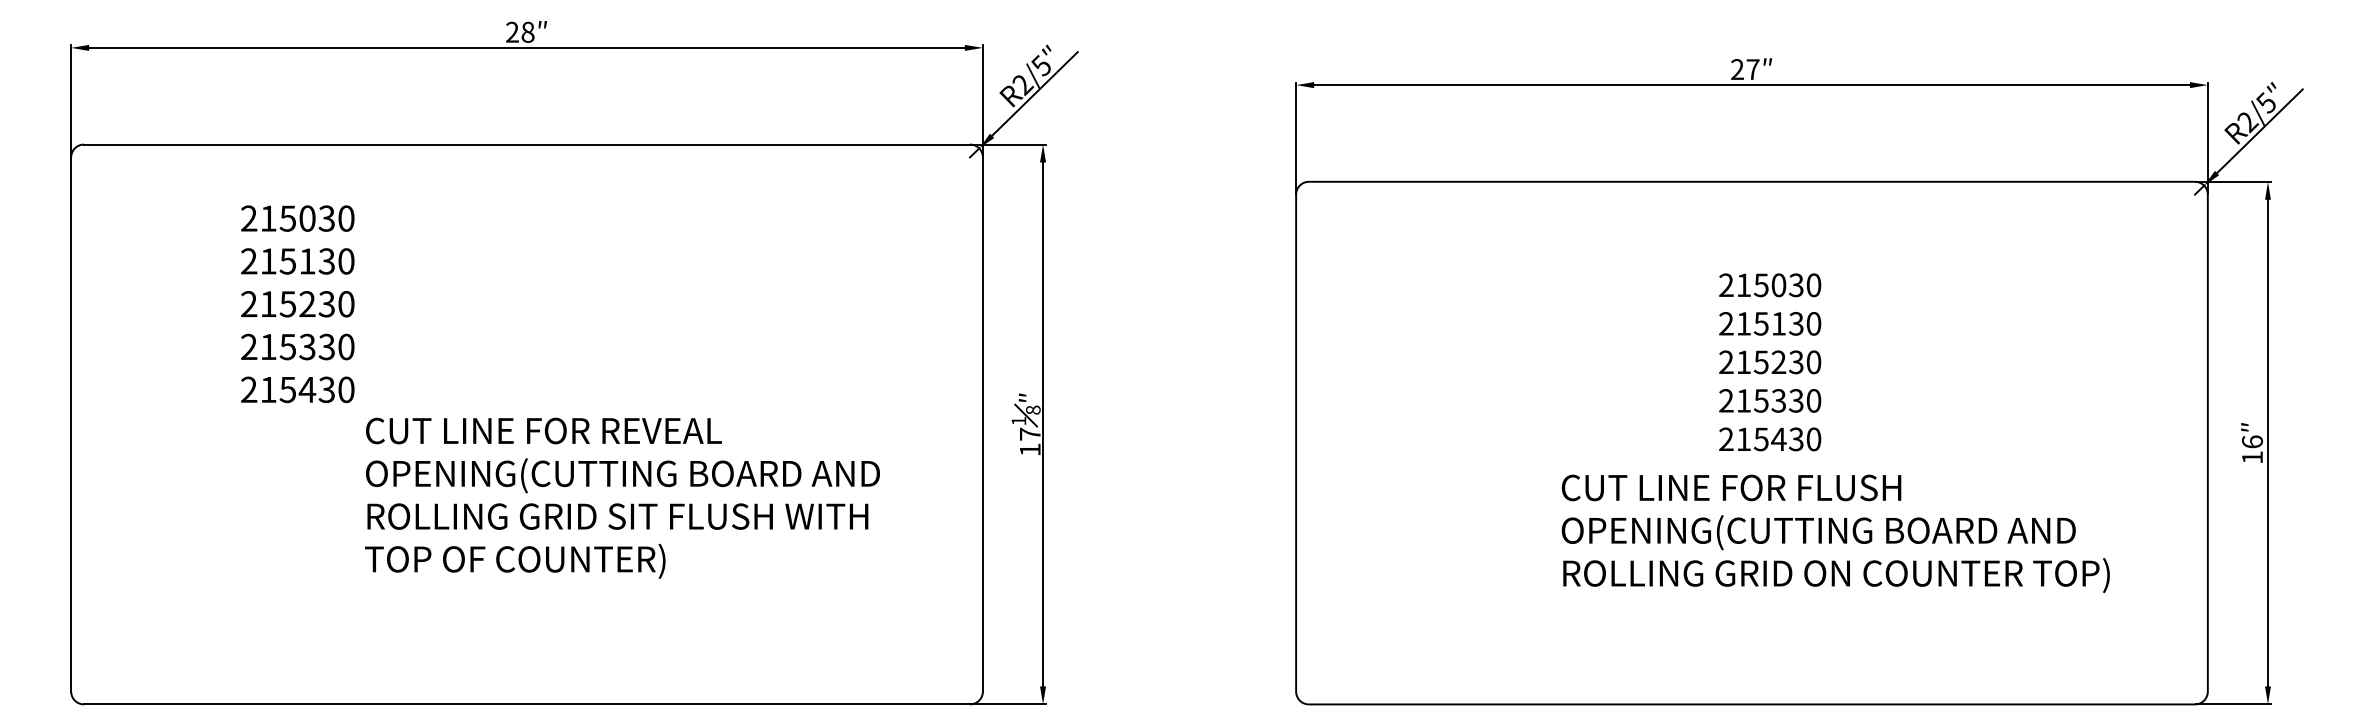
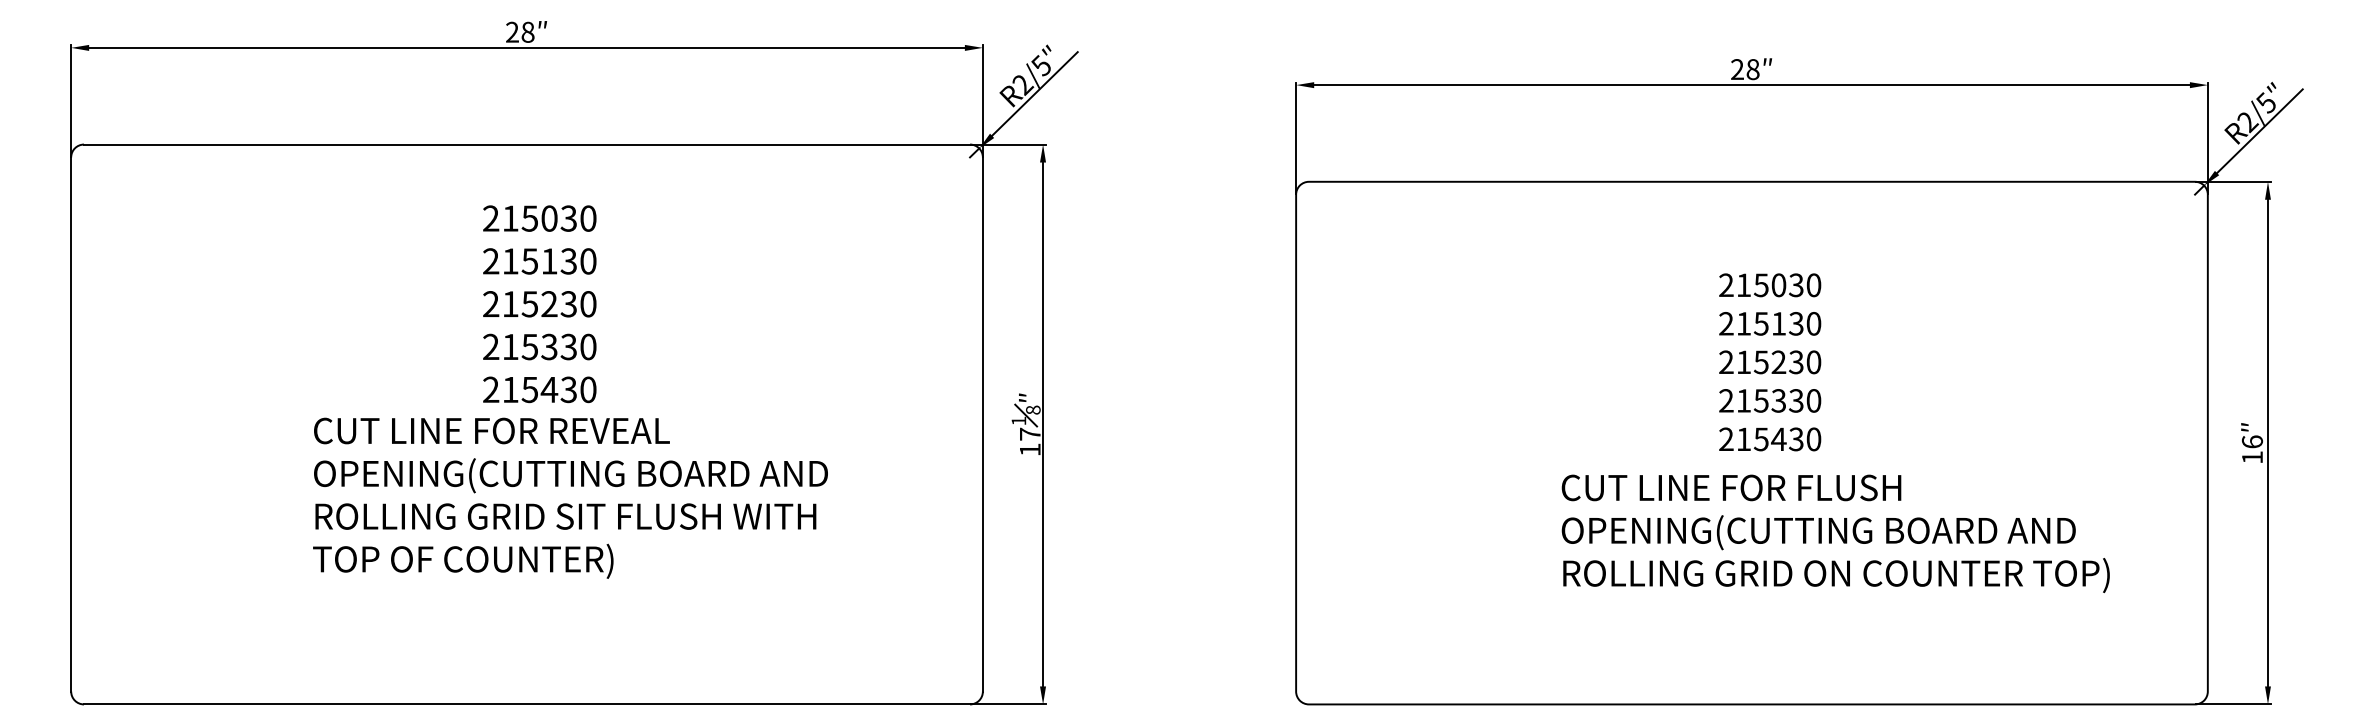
text: 27 -> 28 (1752, 69)
text position: (297, 304) -> (539, 304) (539, 304)
text position: (622, 497) -> (570, 497) (570, 497)
